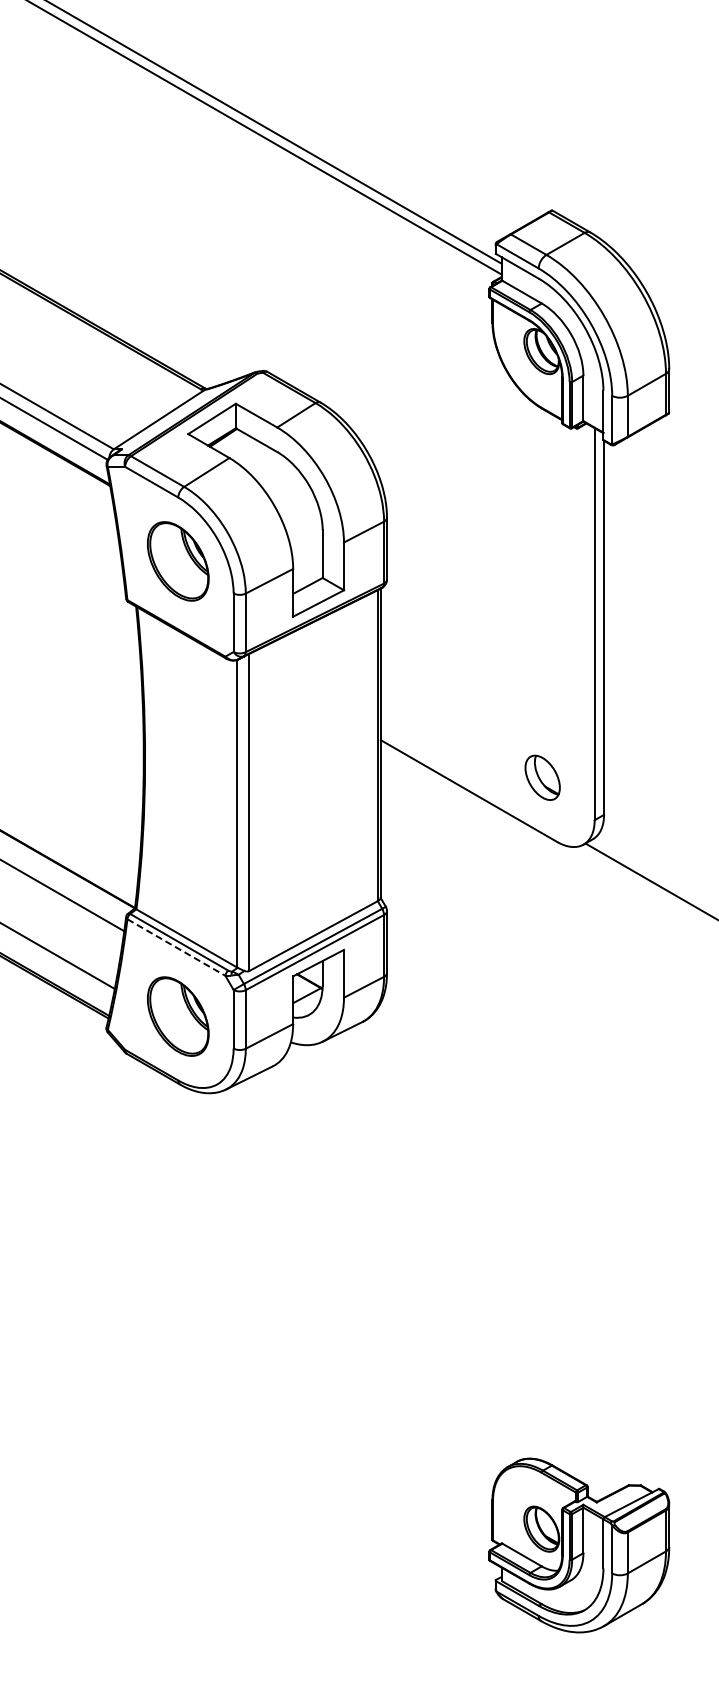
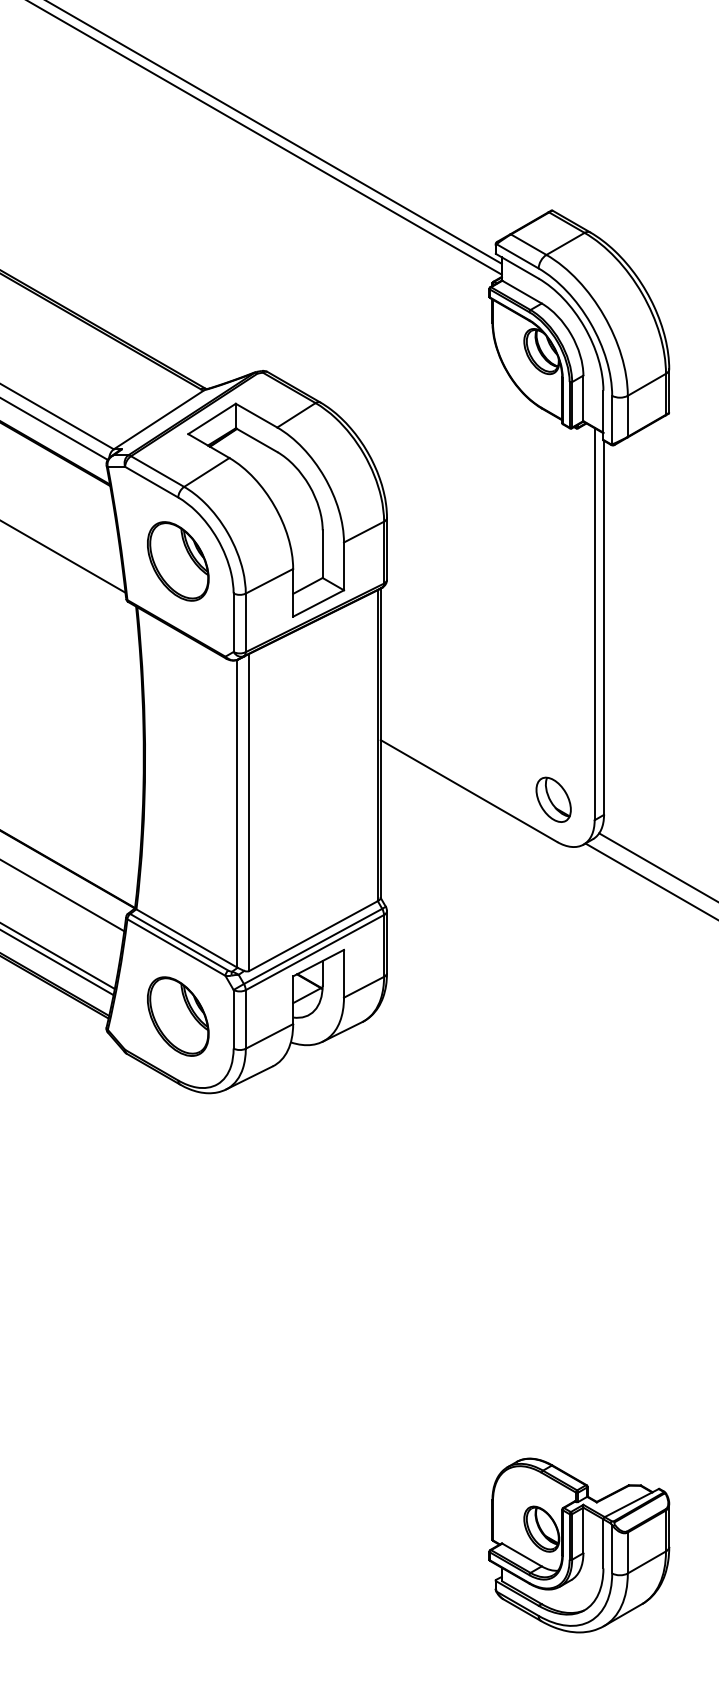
line: none -> present (63, 556)
part position: (542, 777) -> (553, 799) (553, 799)
line: none -> present (657, 866)
line: dashed -> solid (176, 947)
line: none -> present (57, 963)
